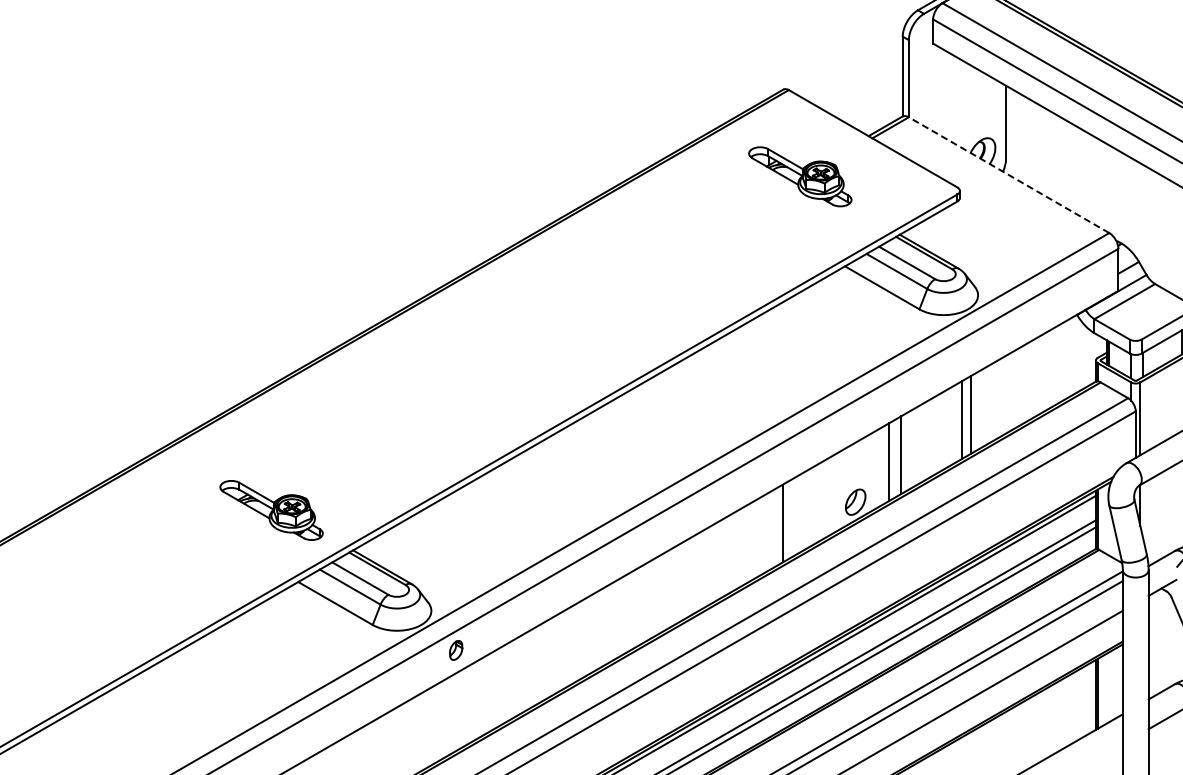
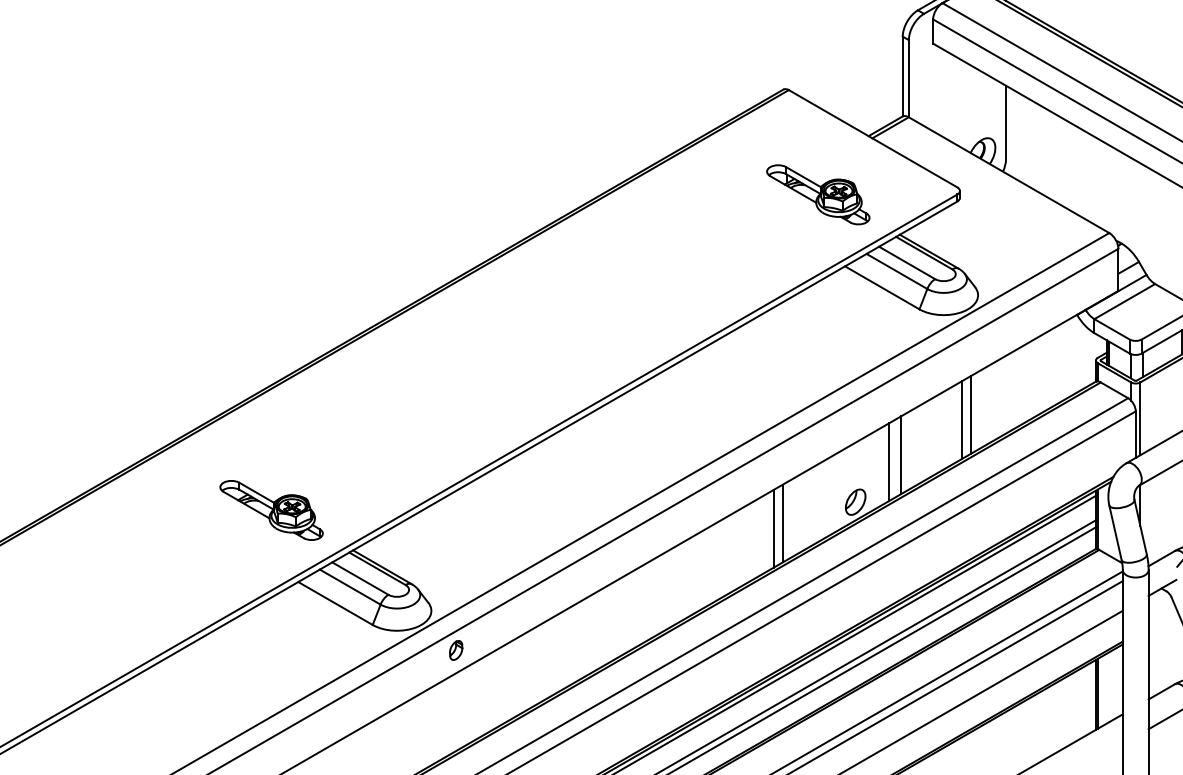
line: dashed -> solid (1009, 175)
part position: (800, 176) -> (818, 194) (818, 194)
line: none -> present (773, 528)
